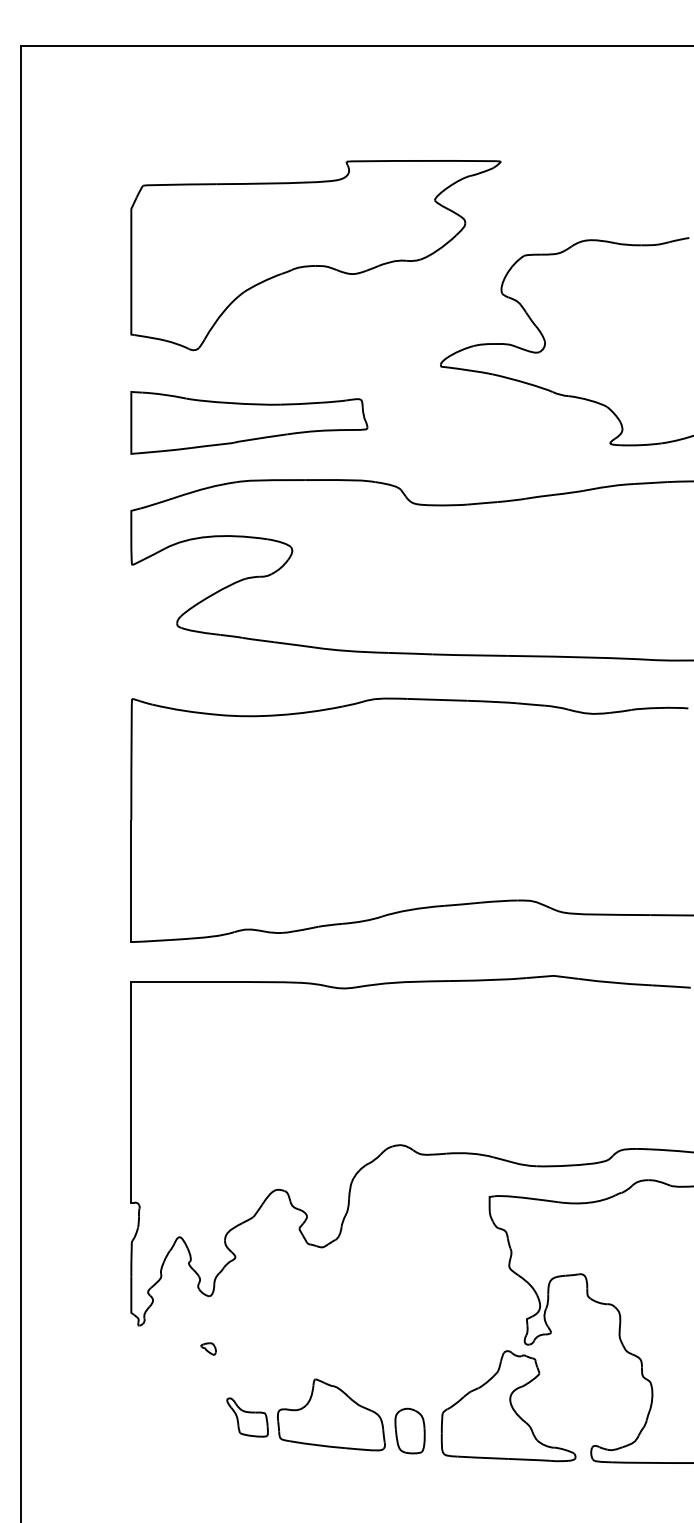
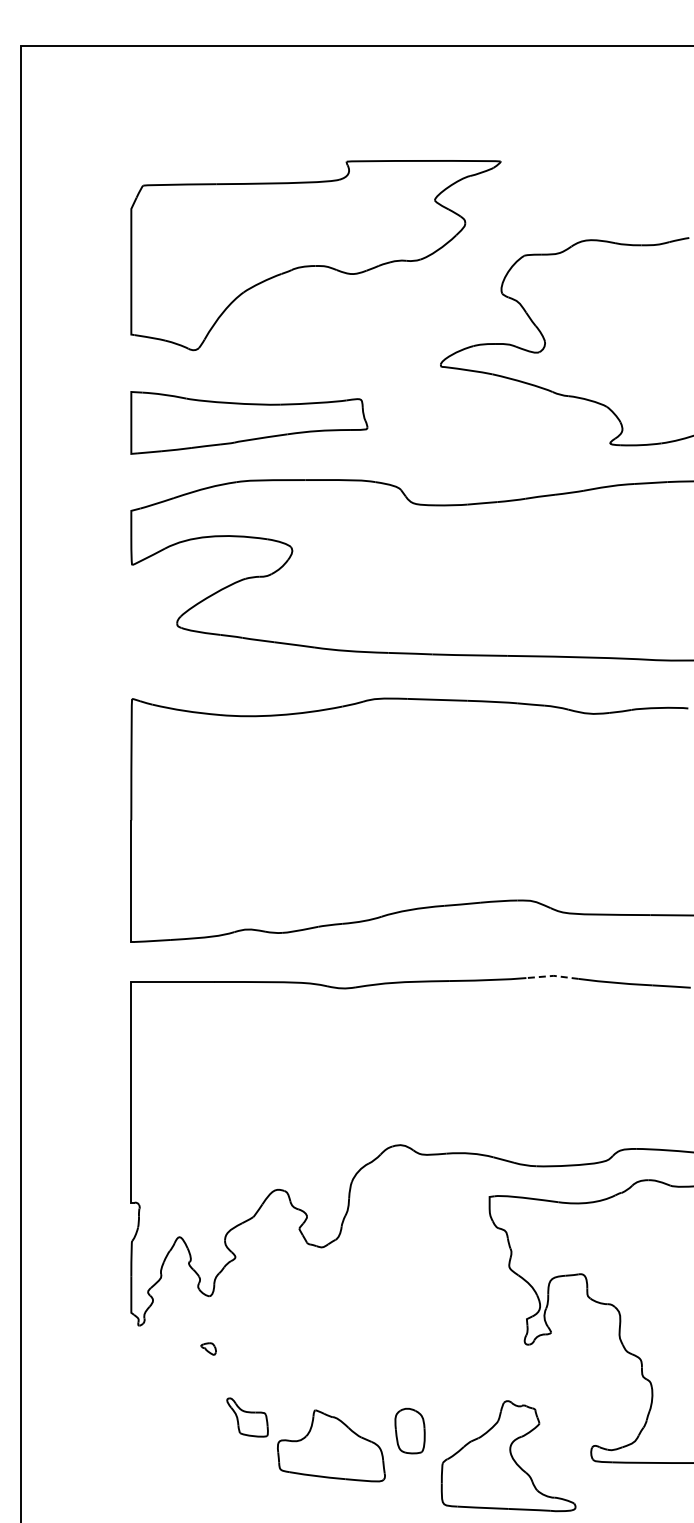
line: solid -> dashed (552, 975)
part position: (508, 1406) -> (508, 1456) (508, 1456)
part position: (331, 1414) -> (331, 1445) (331, 1445)
